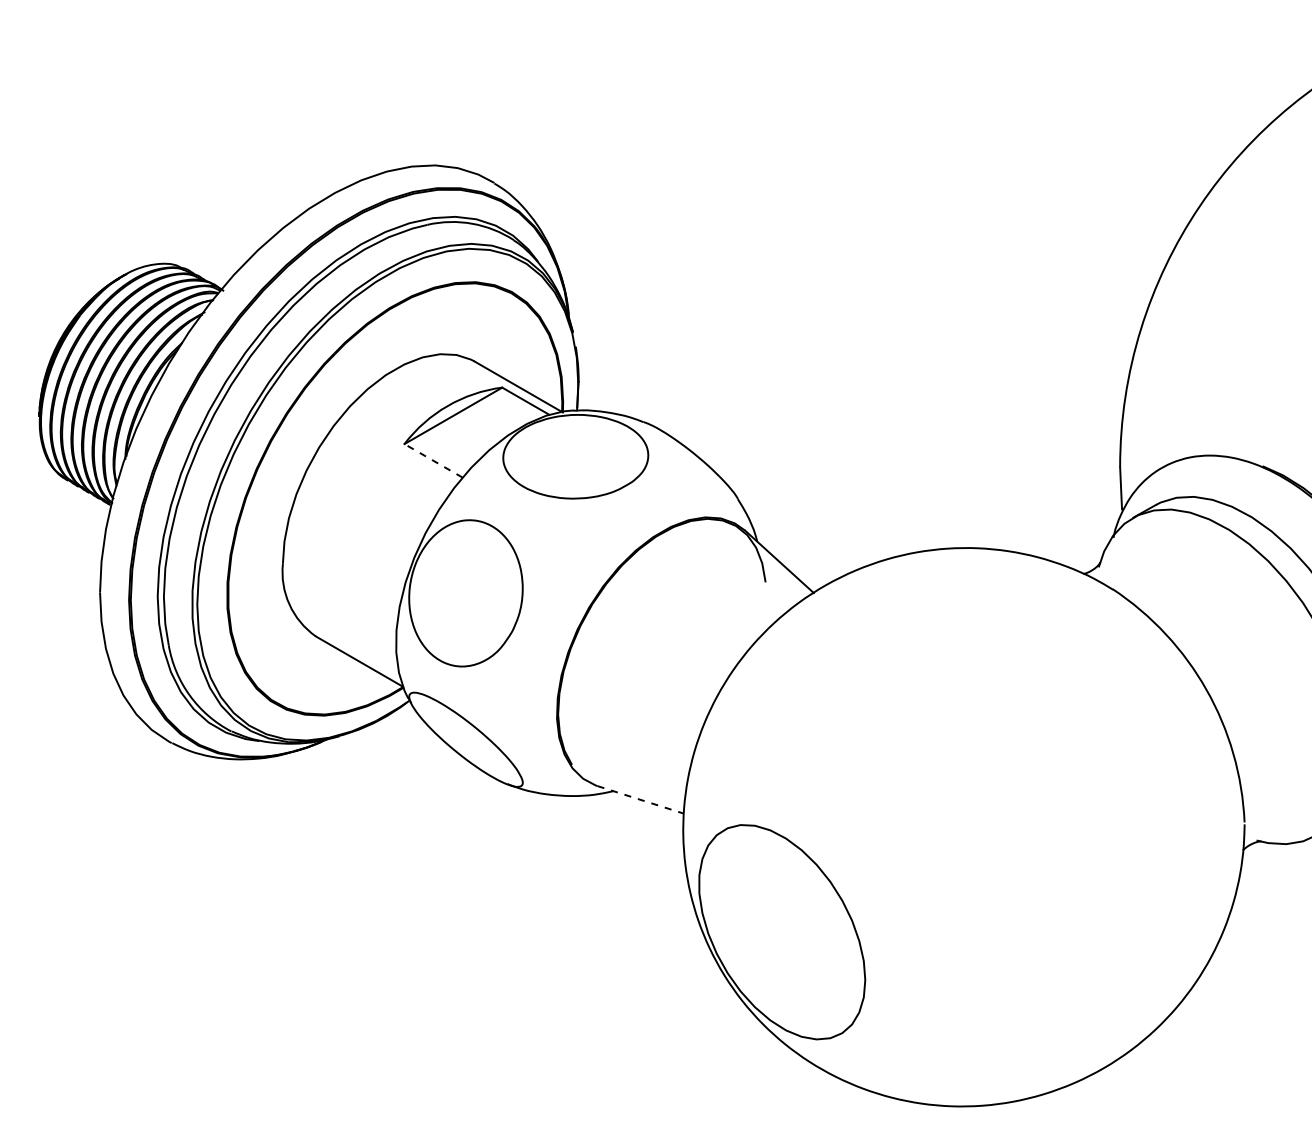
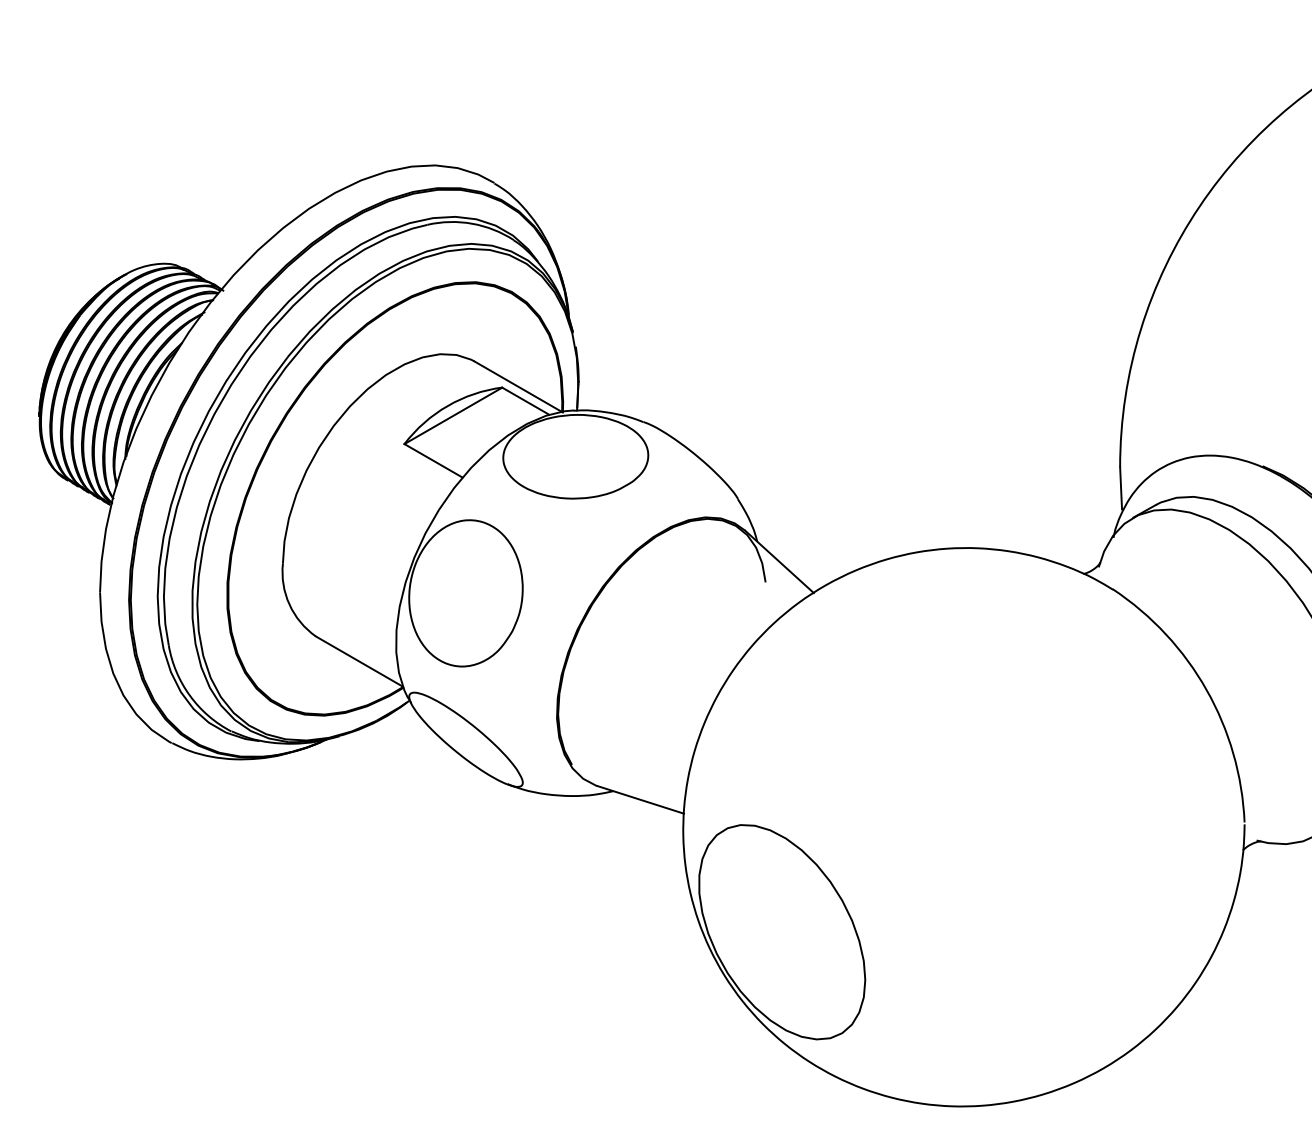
line: dashed -> solid (433, 460)
line: dashed -> solid (641, 800)
